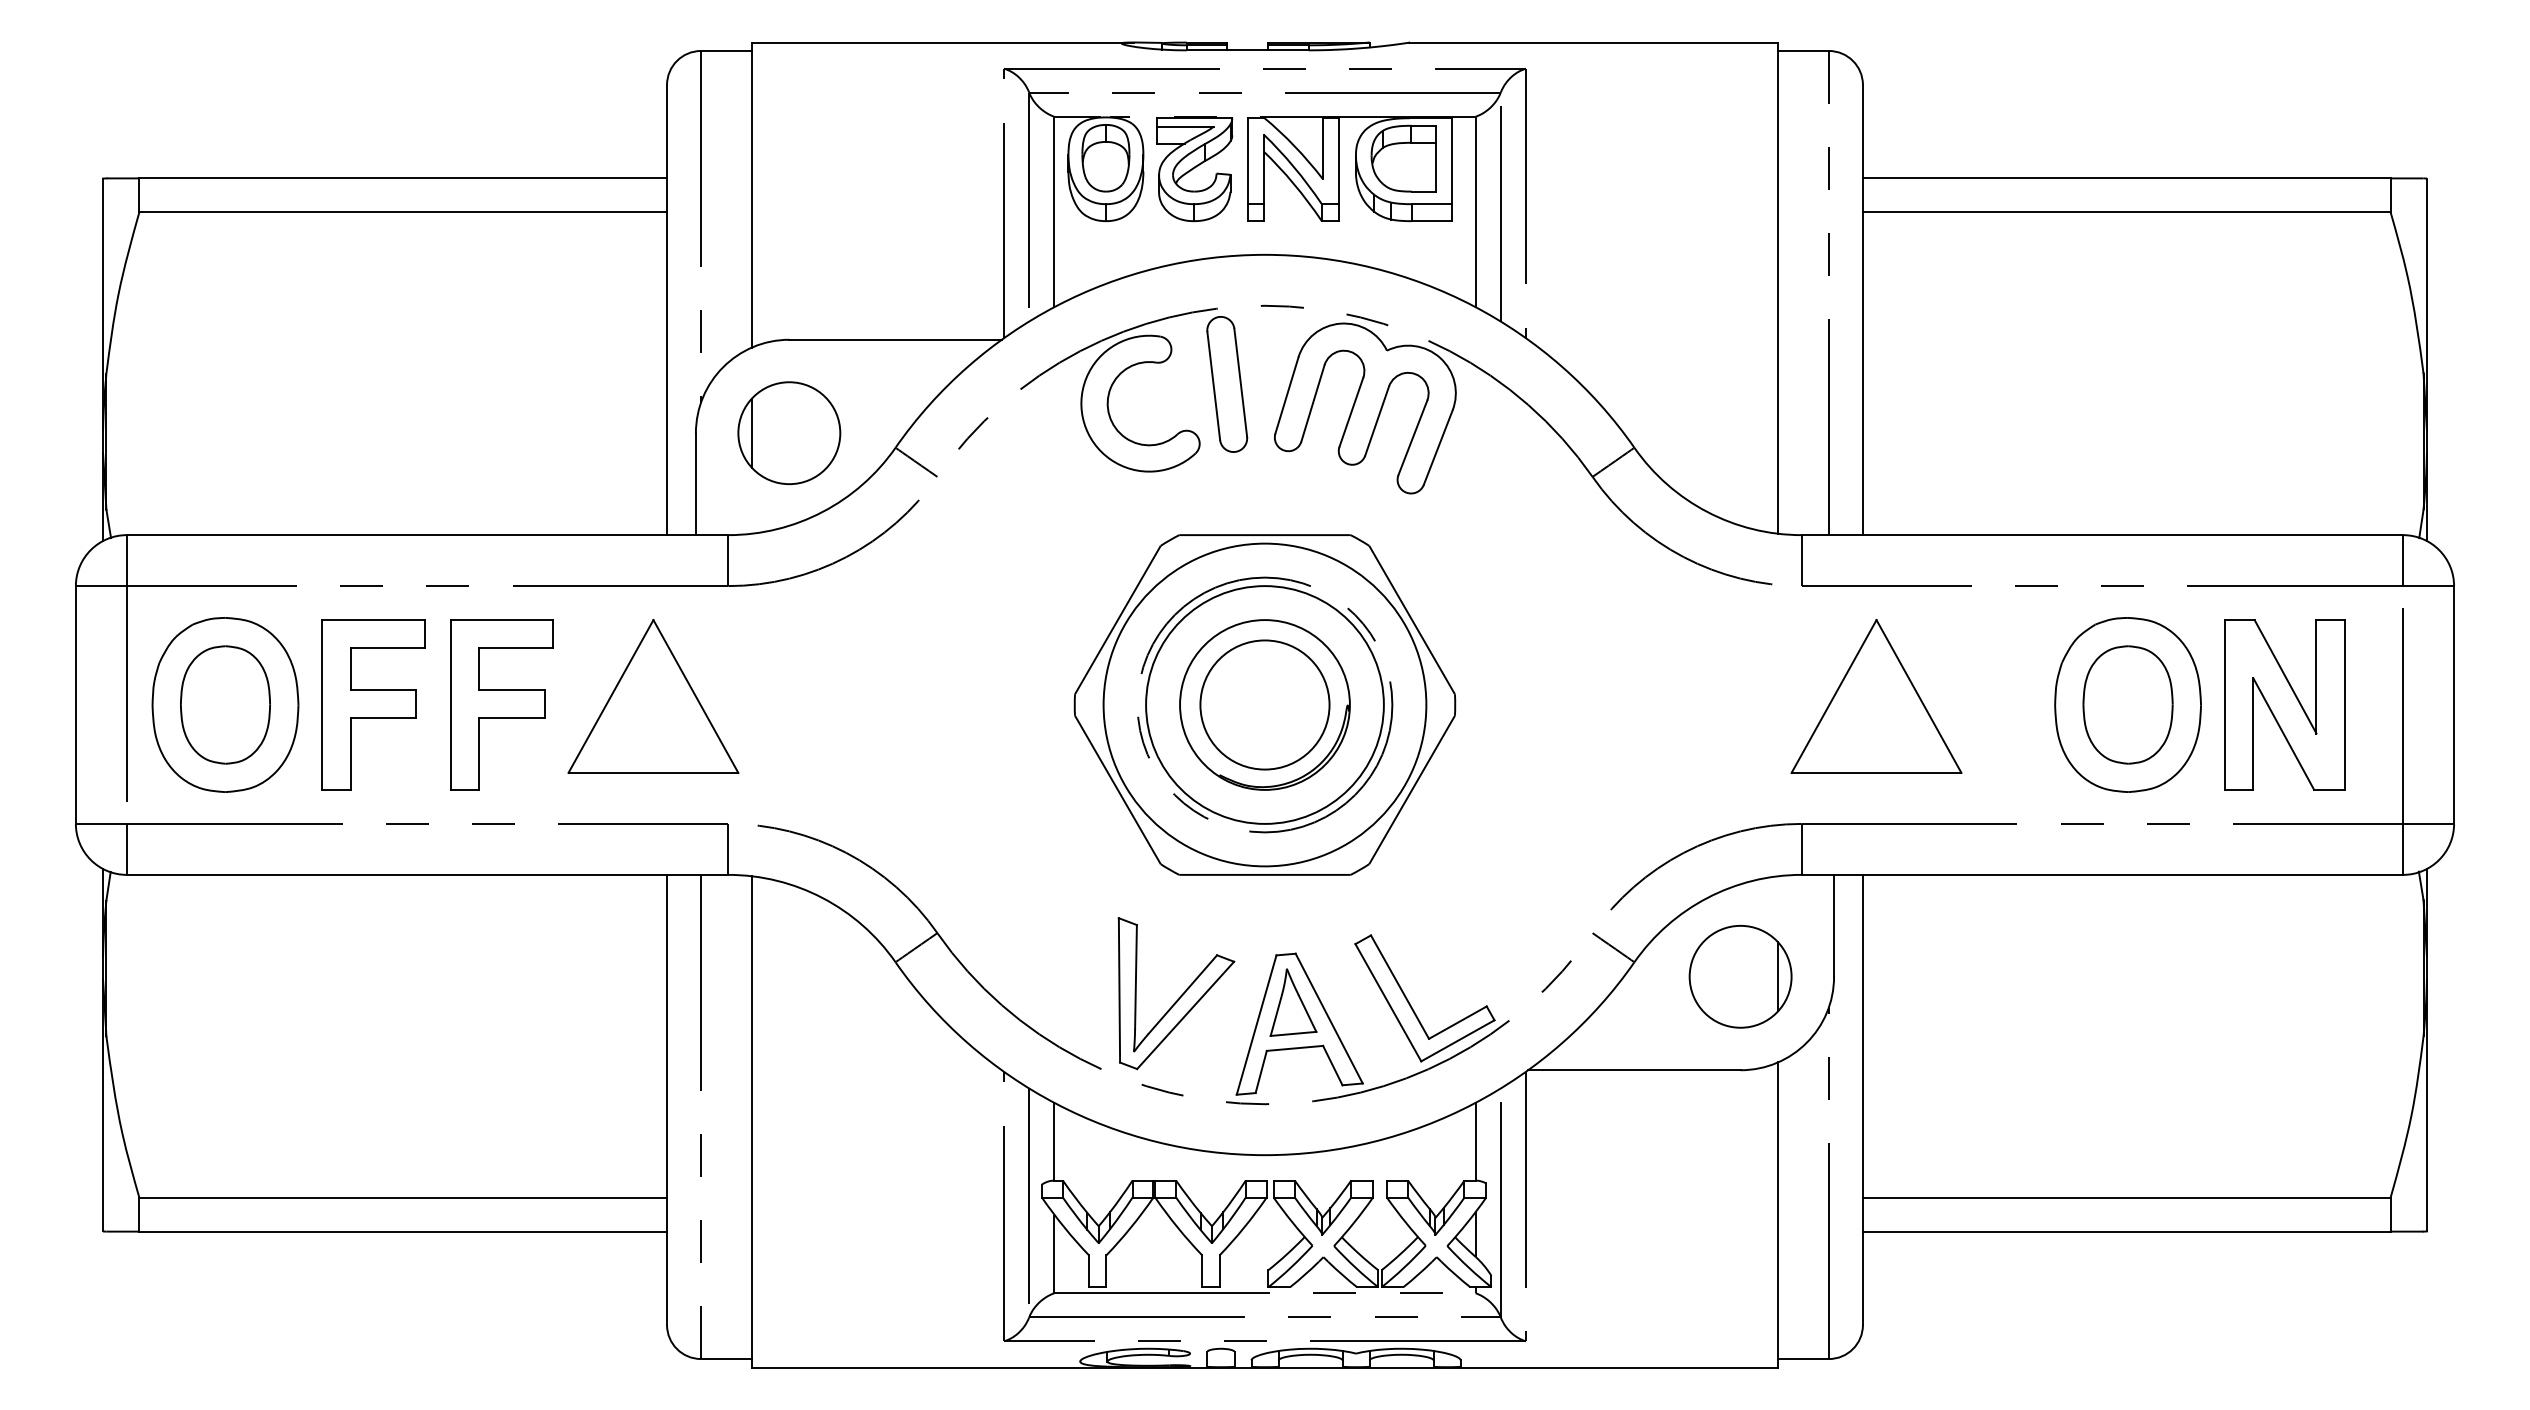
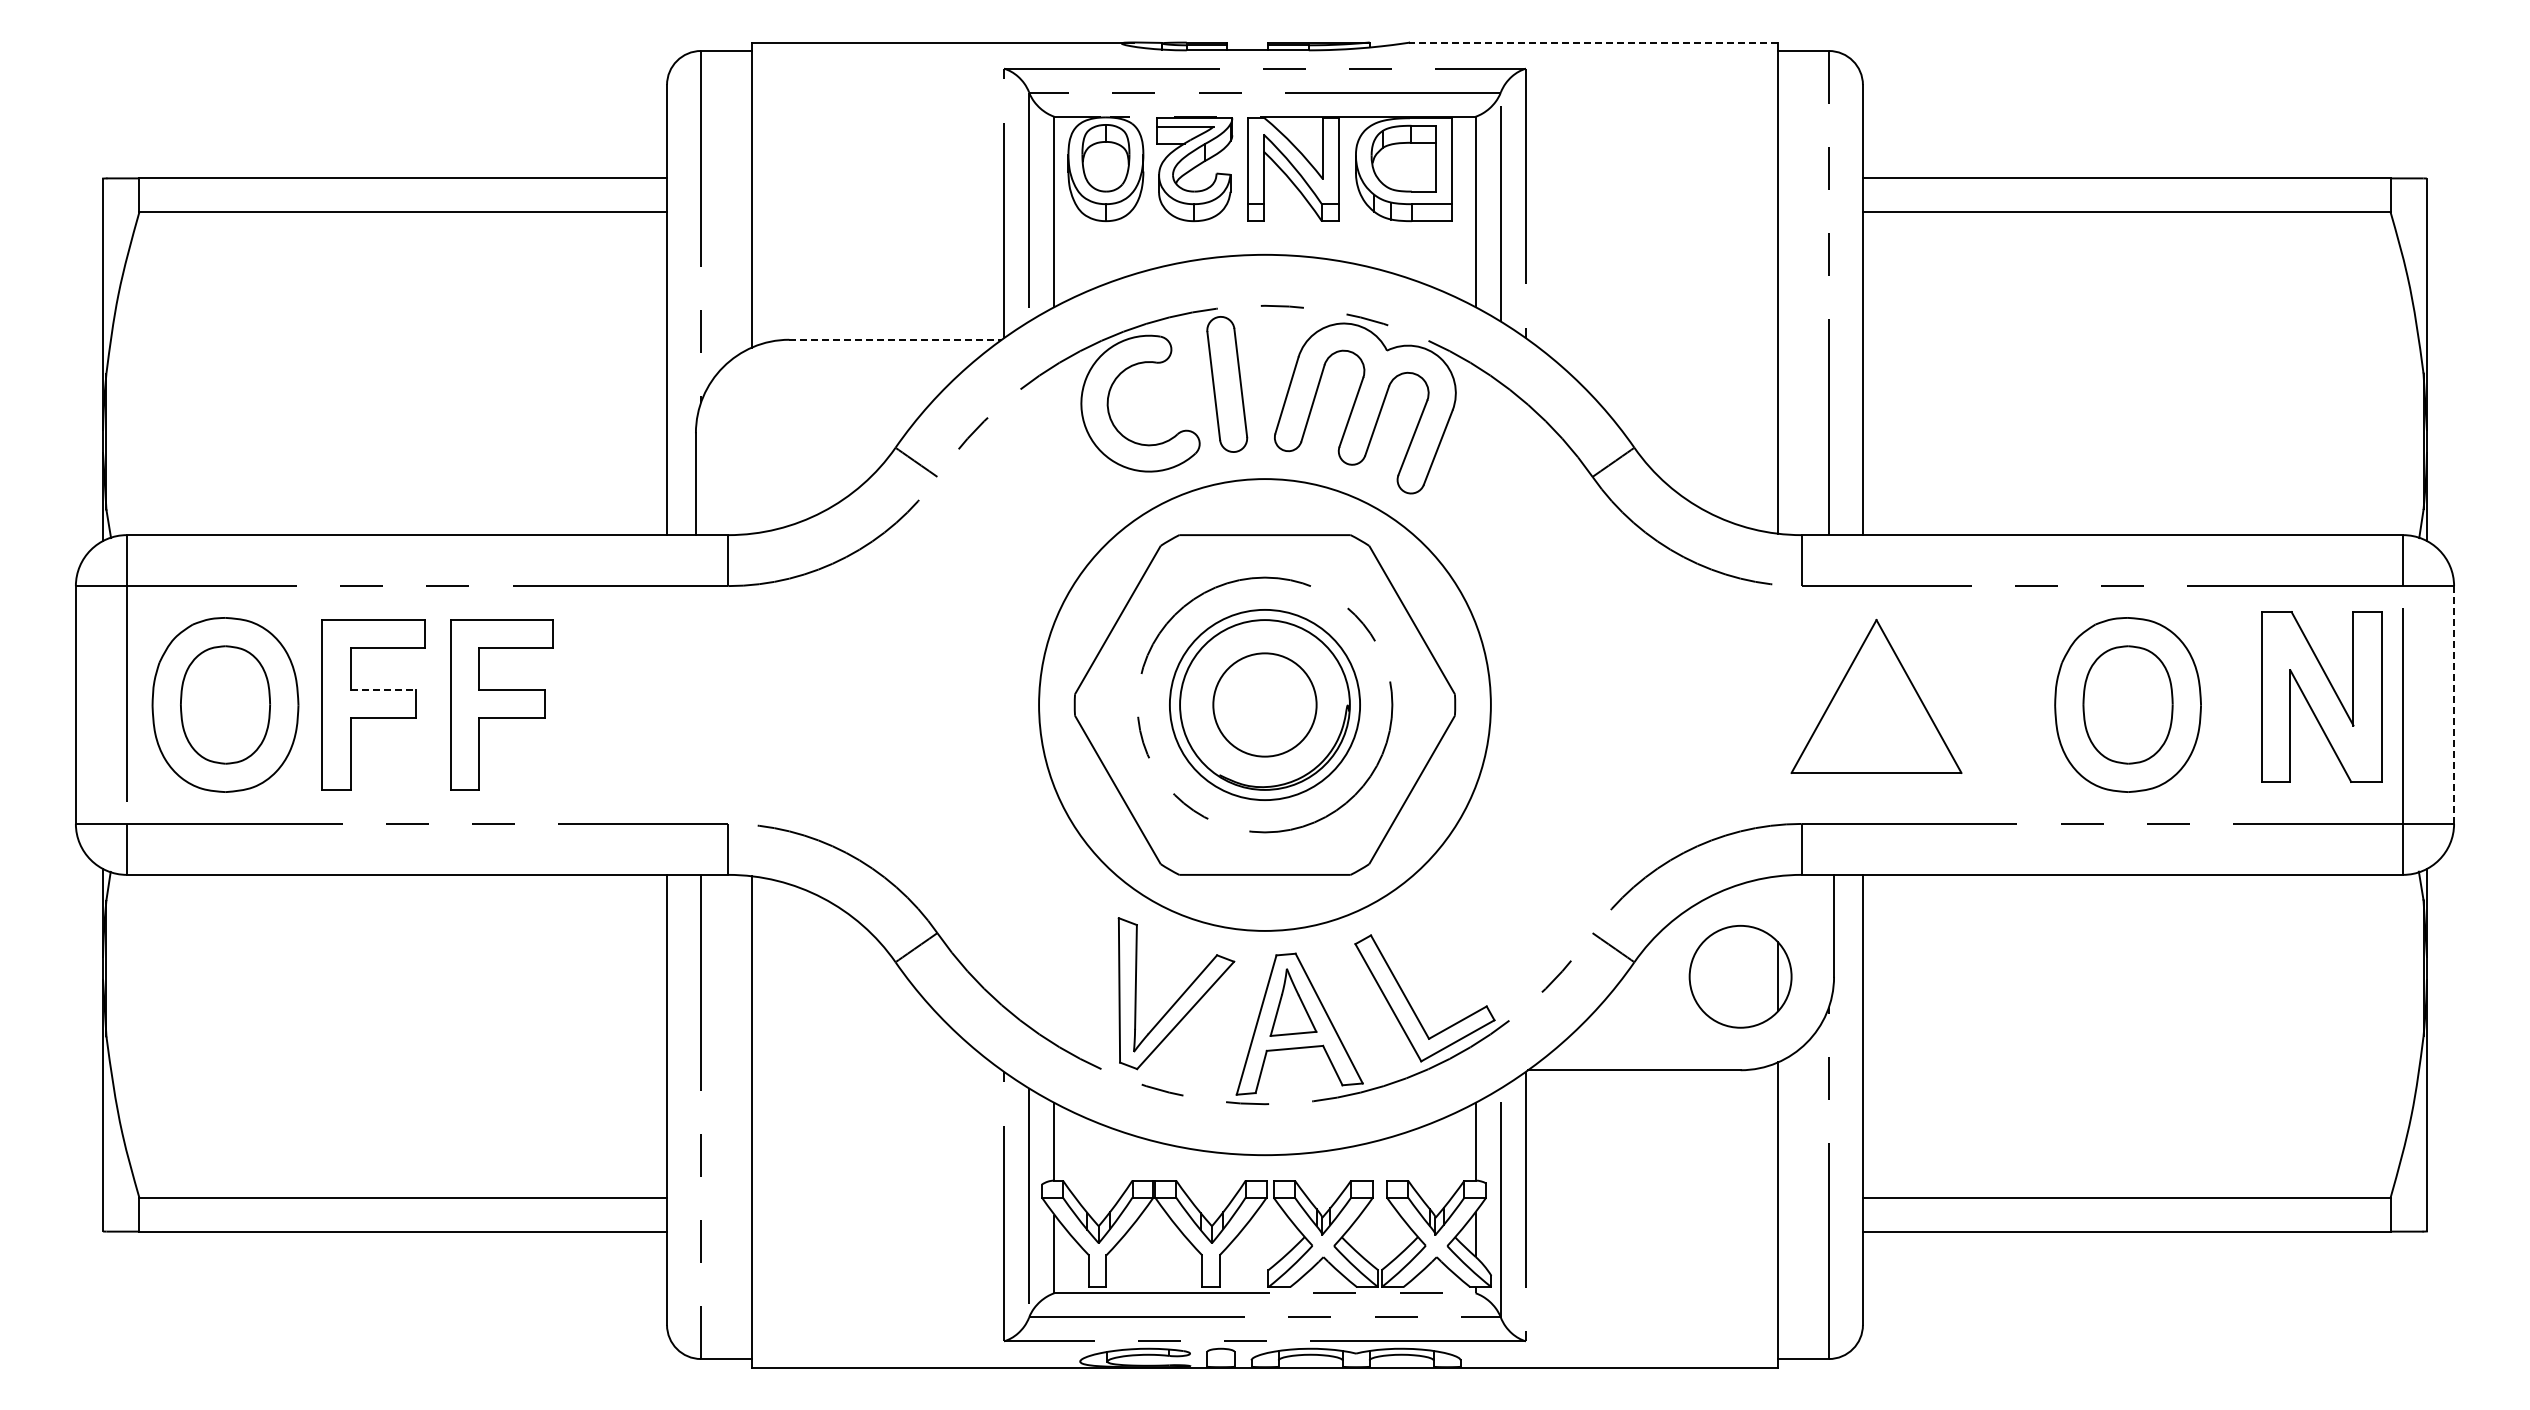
line: solid -> dashed (1593, 42)
line: solid -> dashed (896, 339)
part: present -> none (789, 433)
line: solid -> dashed (383, 689)
part: present -> none (653, 695)
circle diameter: 129 px -> 103 px (1264, 704)
circle diameter: 238 px -> 190 px (1264, 704)
circle diameter: 323 px -> 452 px (1264, 704)
part position: (2284, 704) -> (2321, 696) (2321, 696)
line: solid -> dashed (2454, 705)
